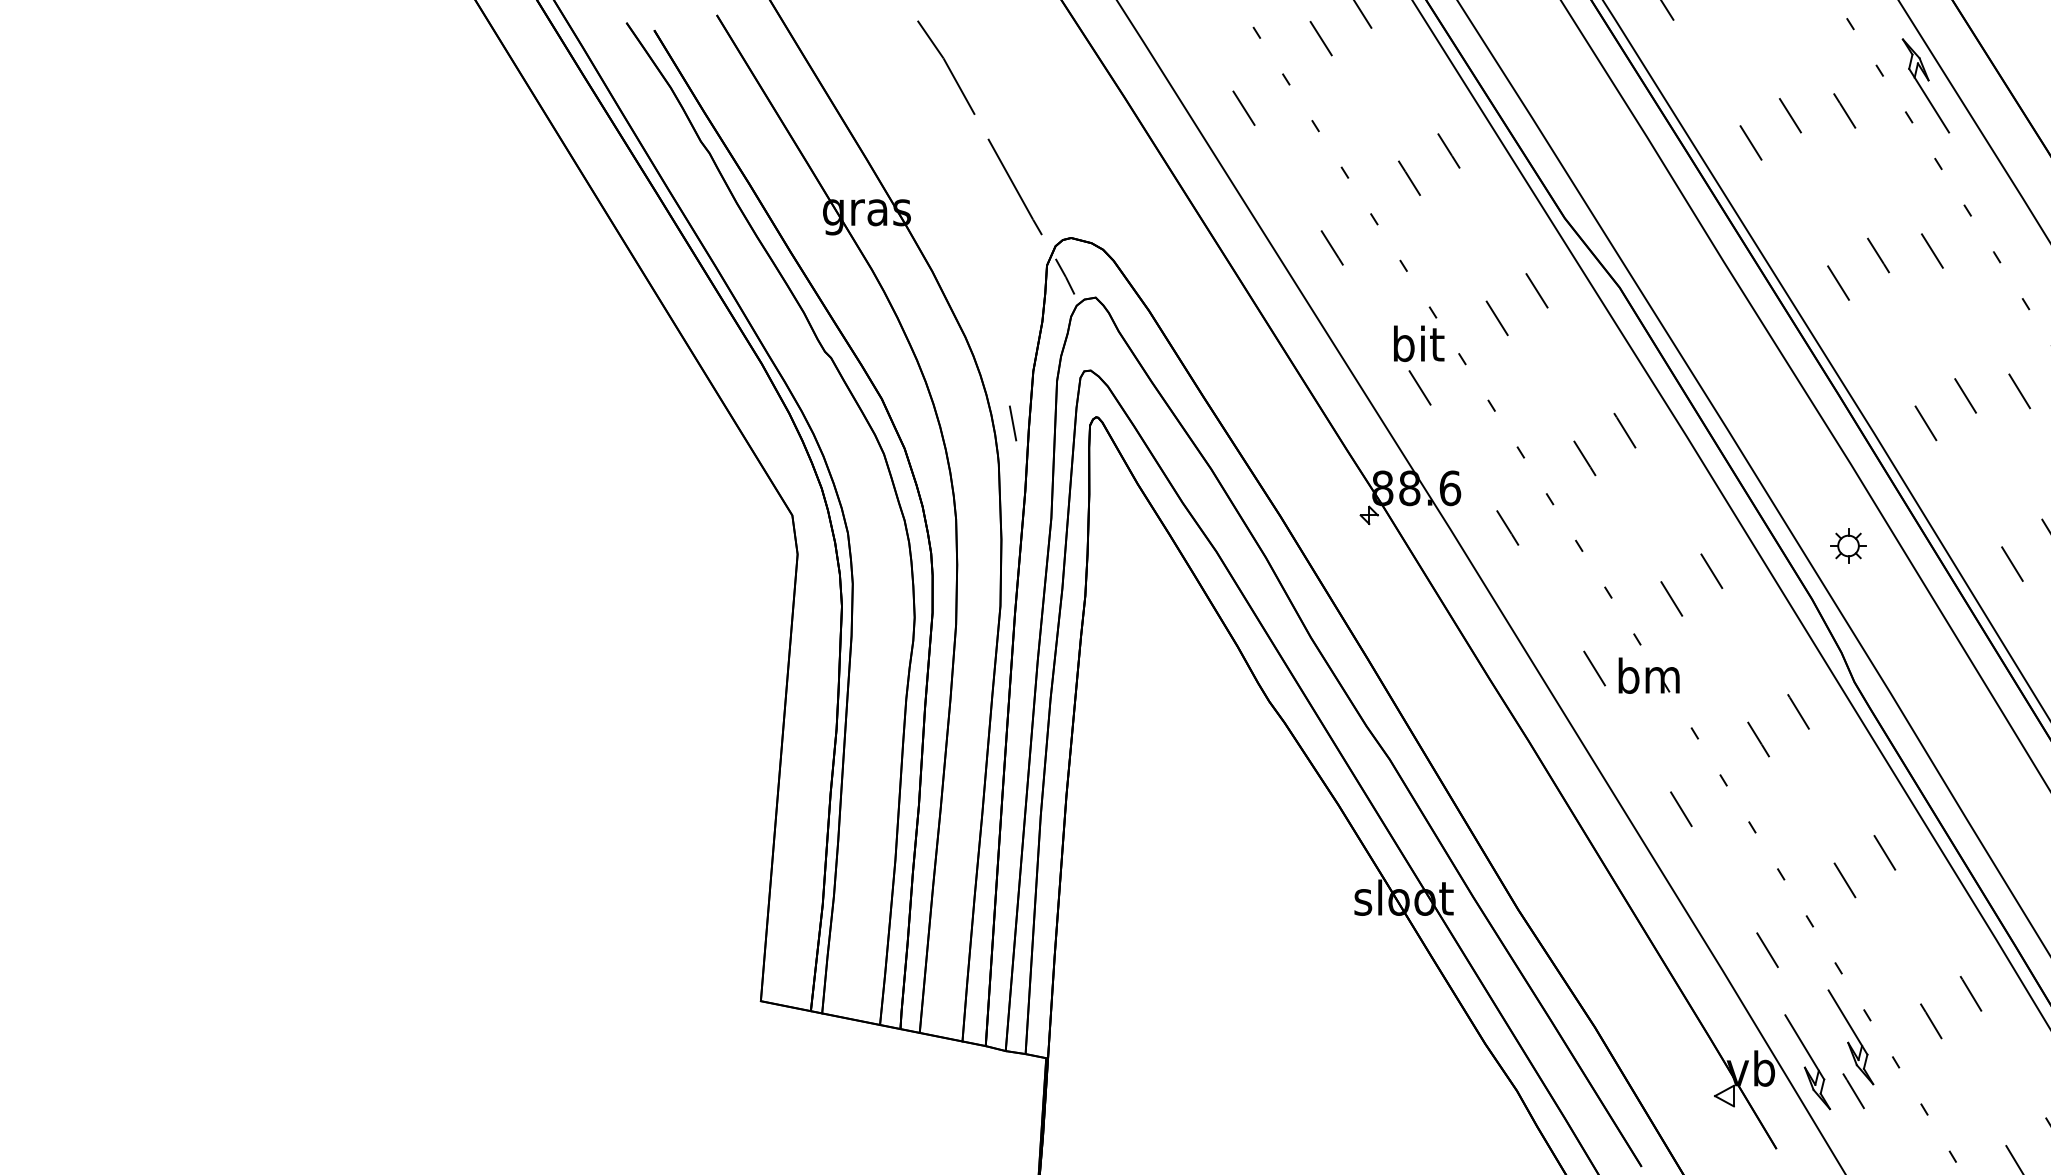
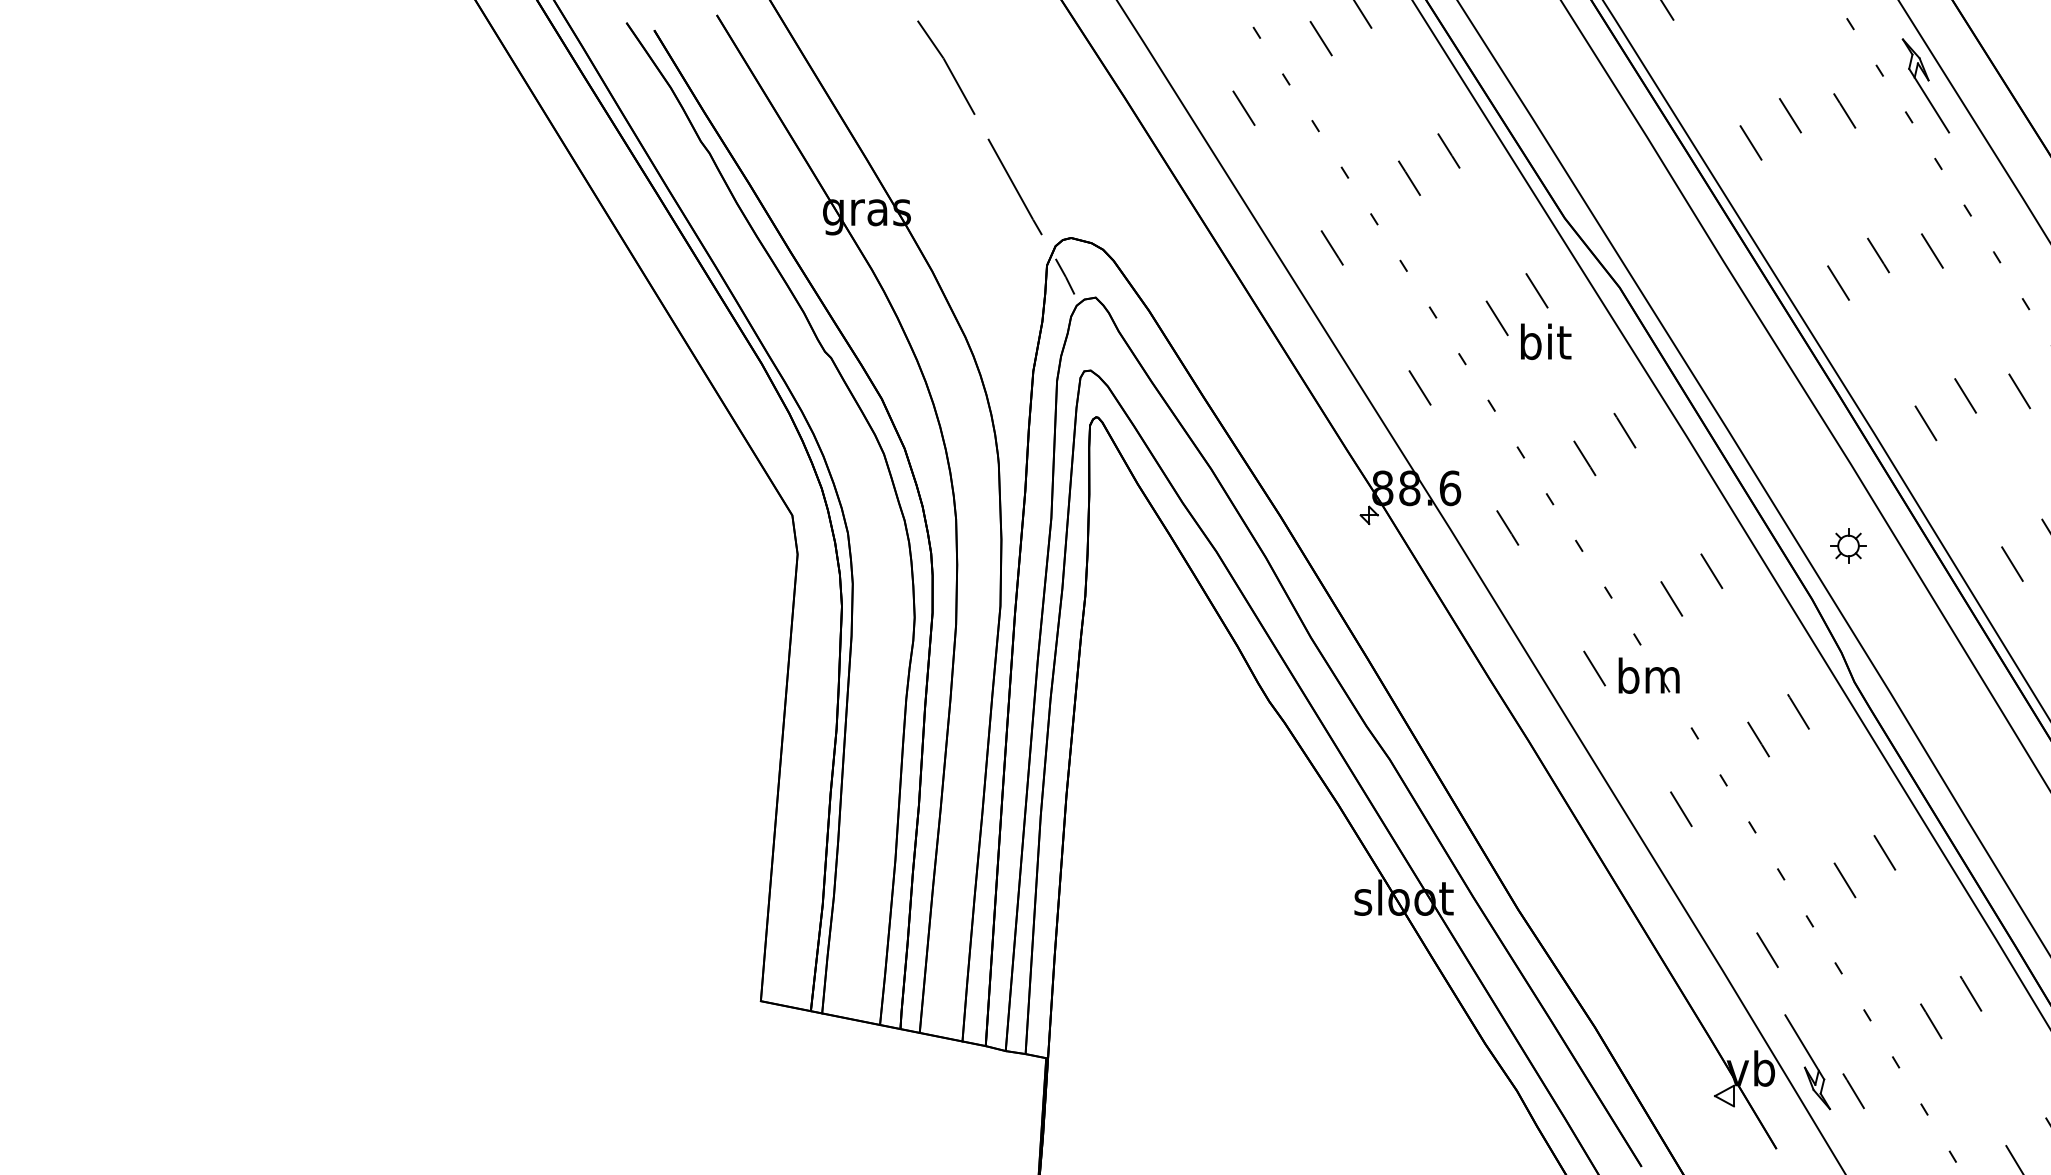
text position: (1419, 343) -> (1546, 341) (1546, 341)
line: present -> none (1012, 423)
part: present -> none (1850, 1037)
